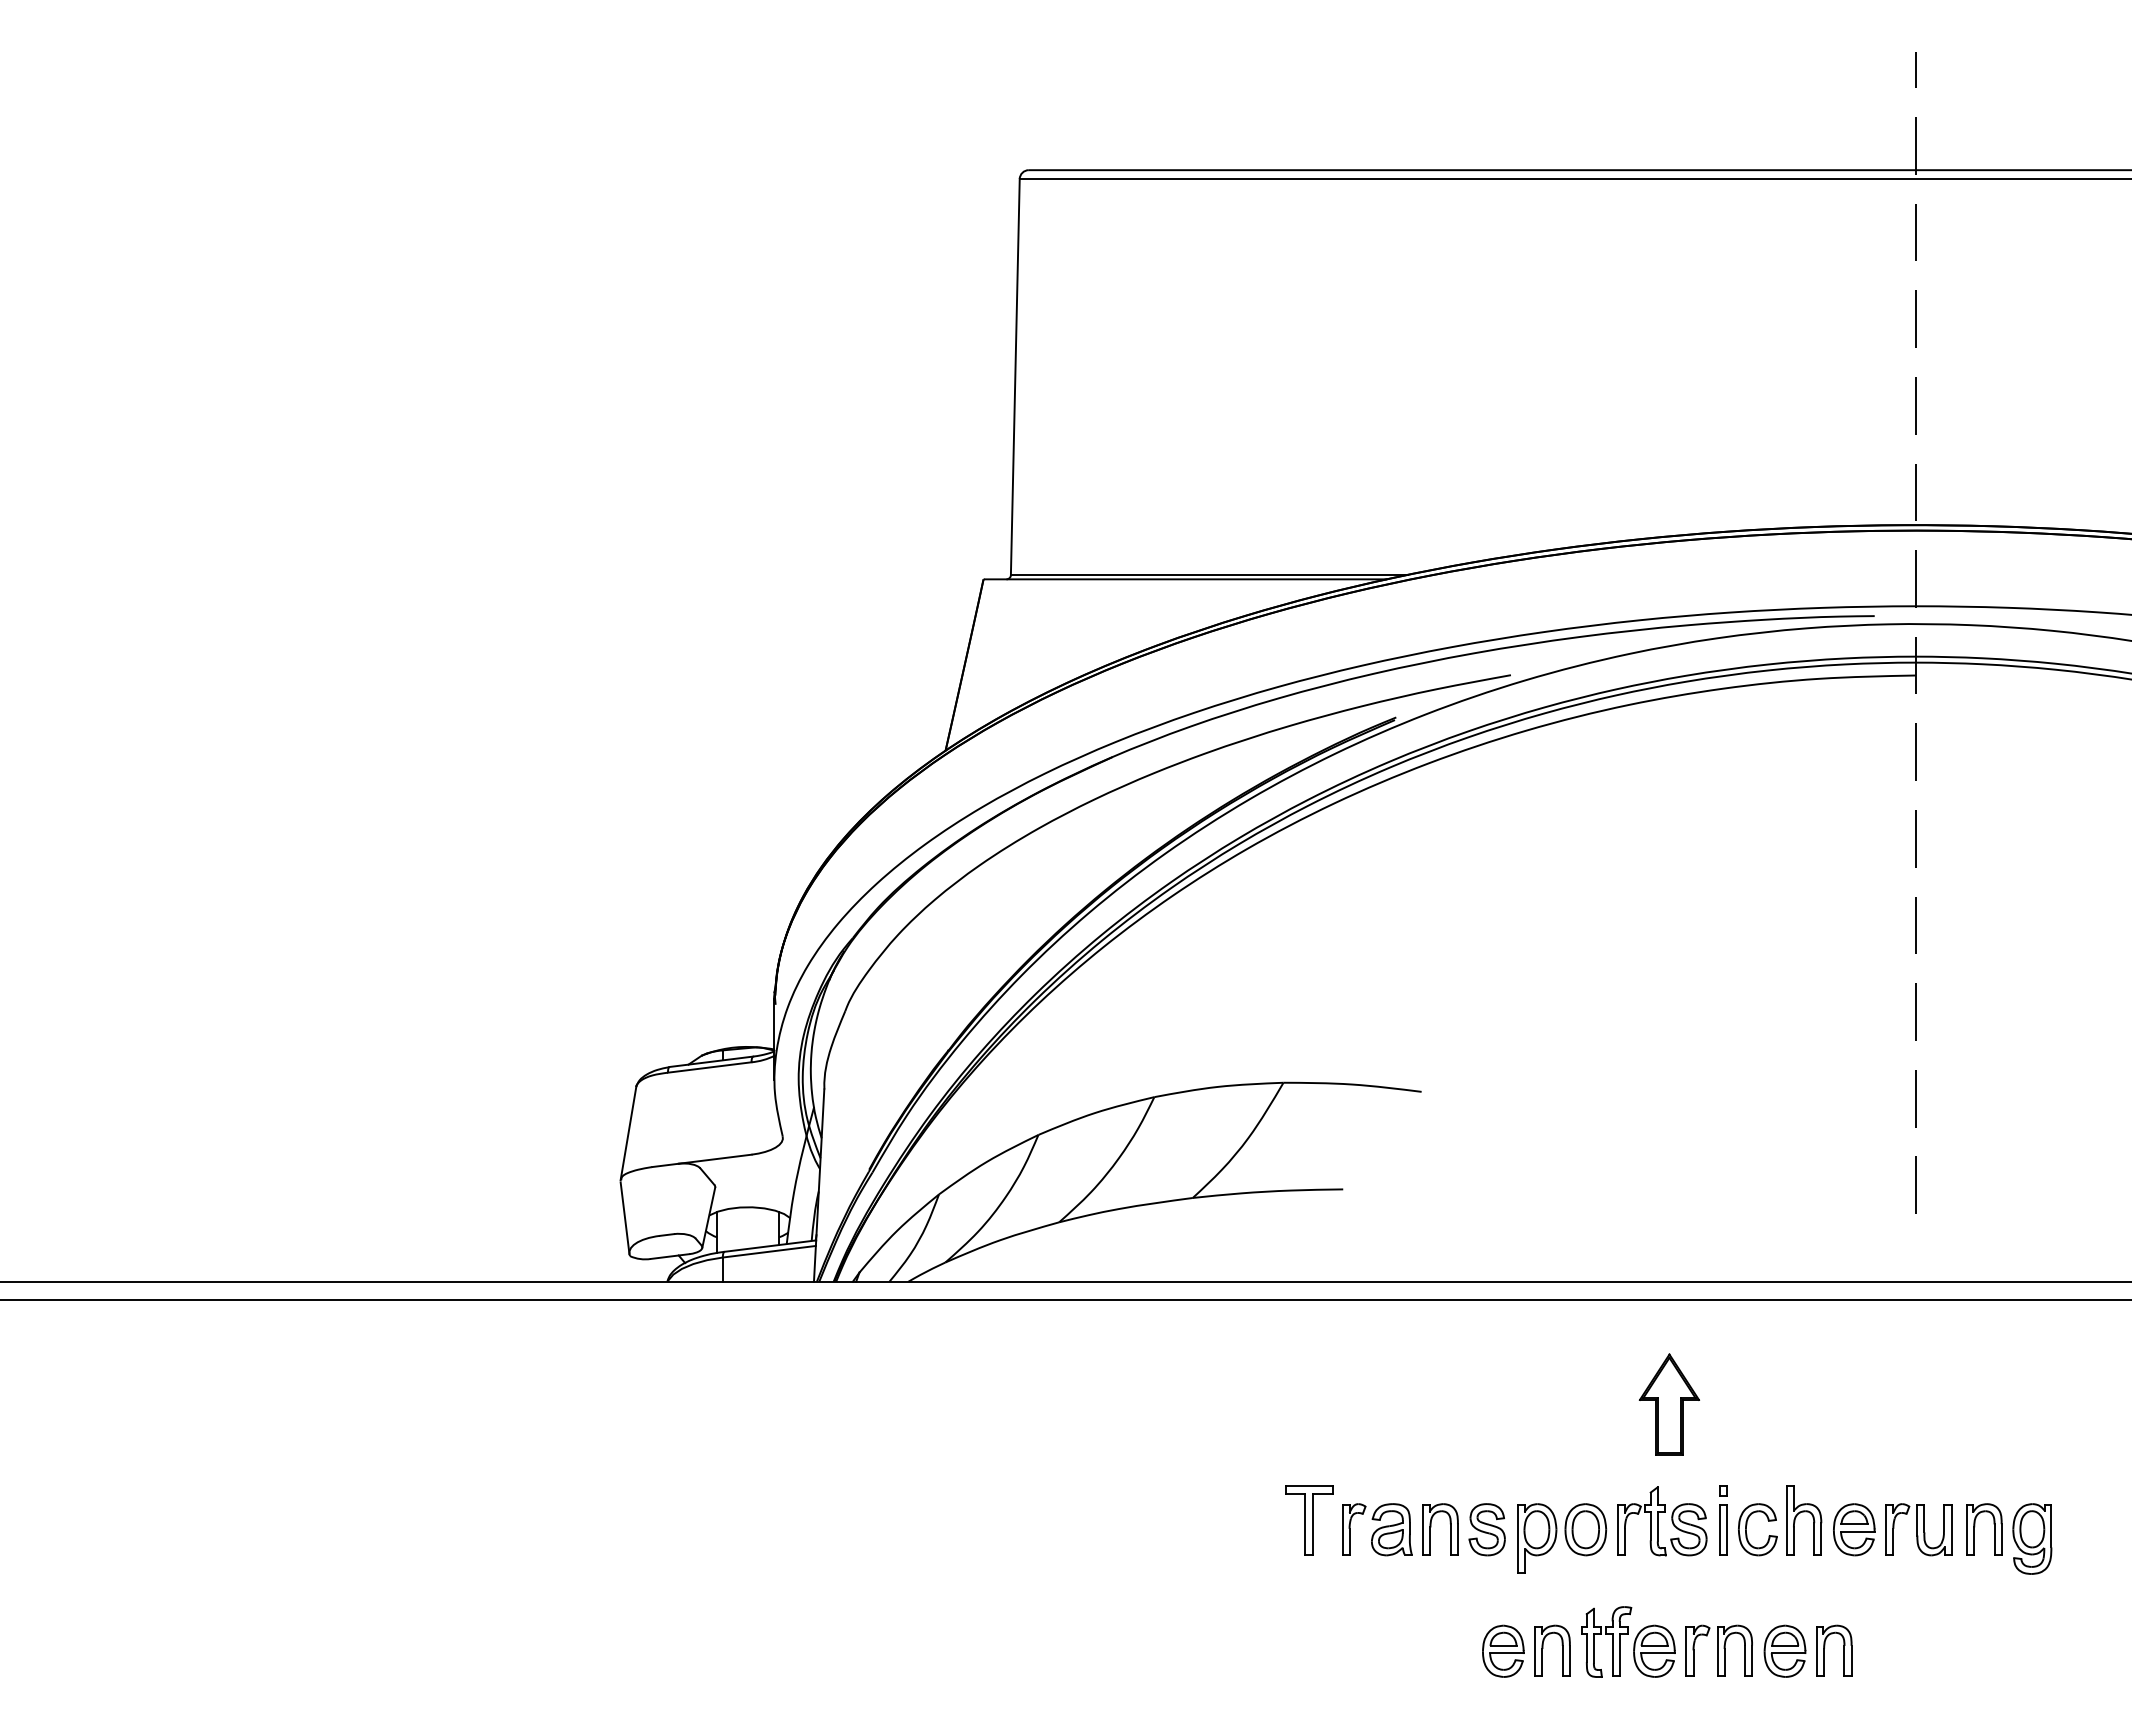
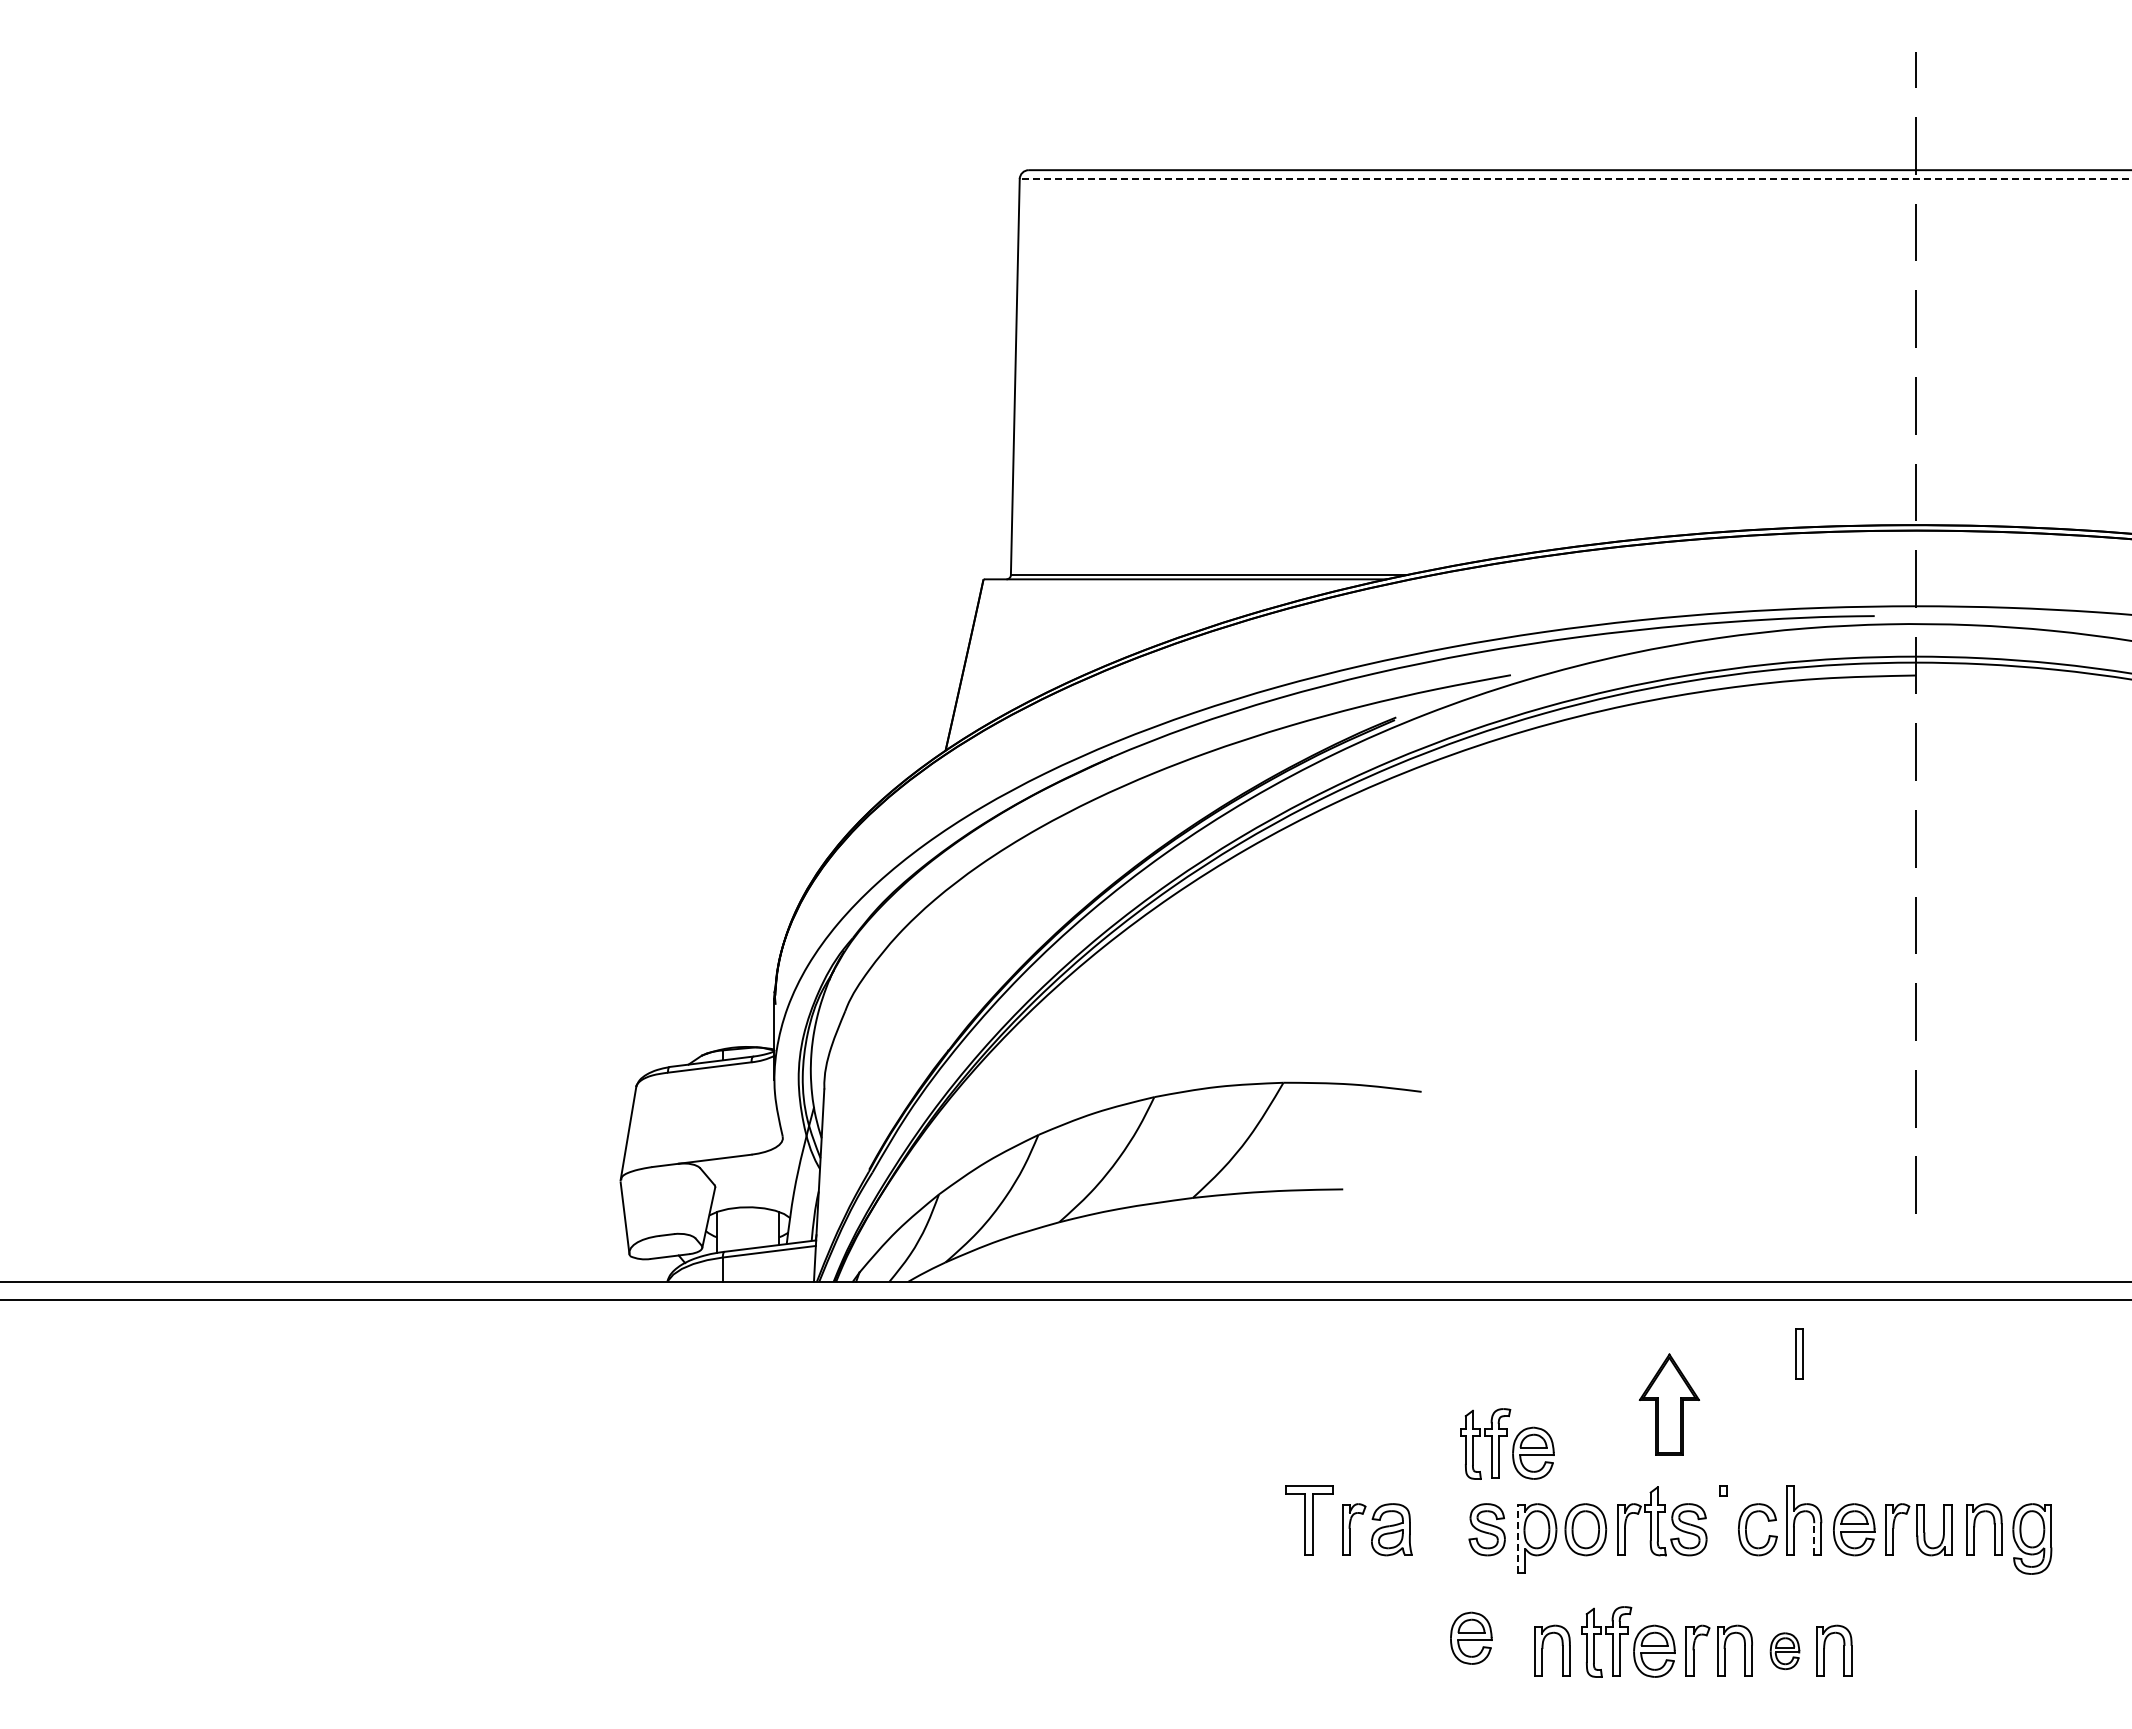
line: solid -> dashed (1575, 179)
part: none -> present (1507, 1443)
part: present -> none (1431, 1527)
part position: (1723, 1529) -> (1799, 1353) (1799, 1353)
line: solid -> dashed (1518, 1538)
line: solid -> dashed (1814, 1538)
part position: (1503, 1650) -> (1471, 1637) (1471, 1637)
part size: 44x54 px -> 32x39 px (1784, 1651)
